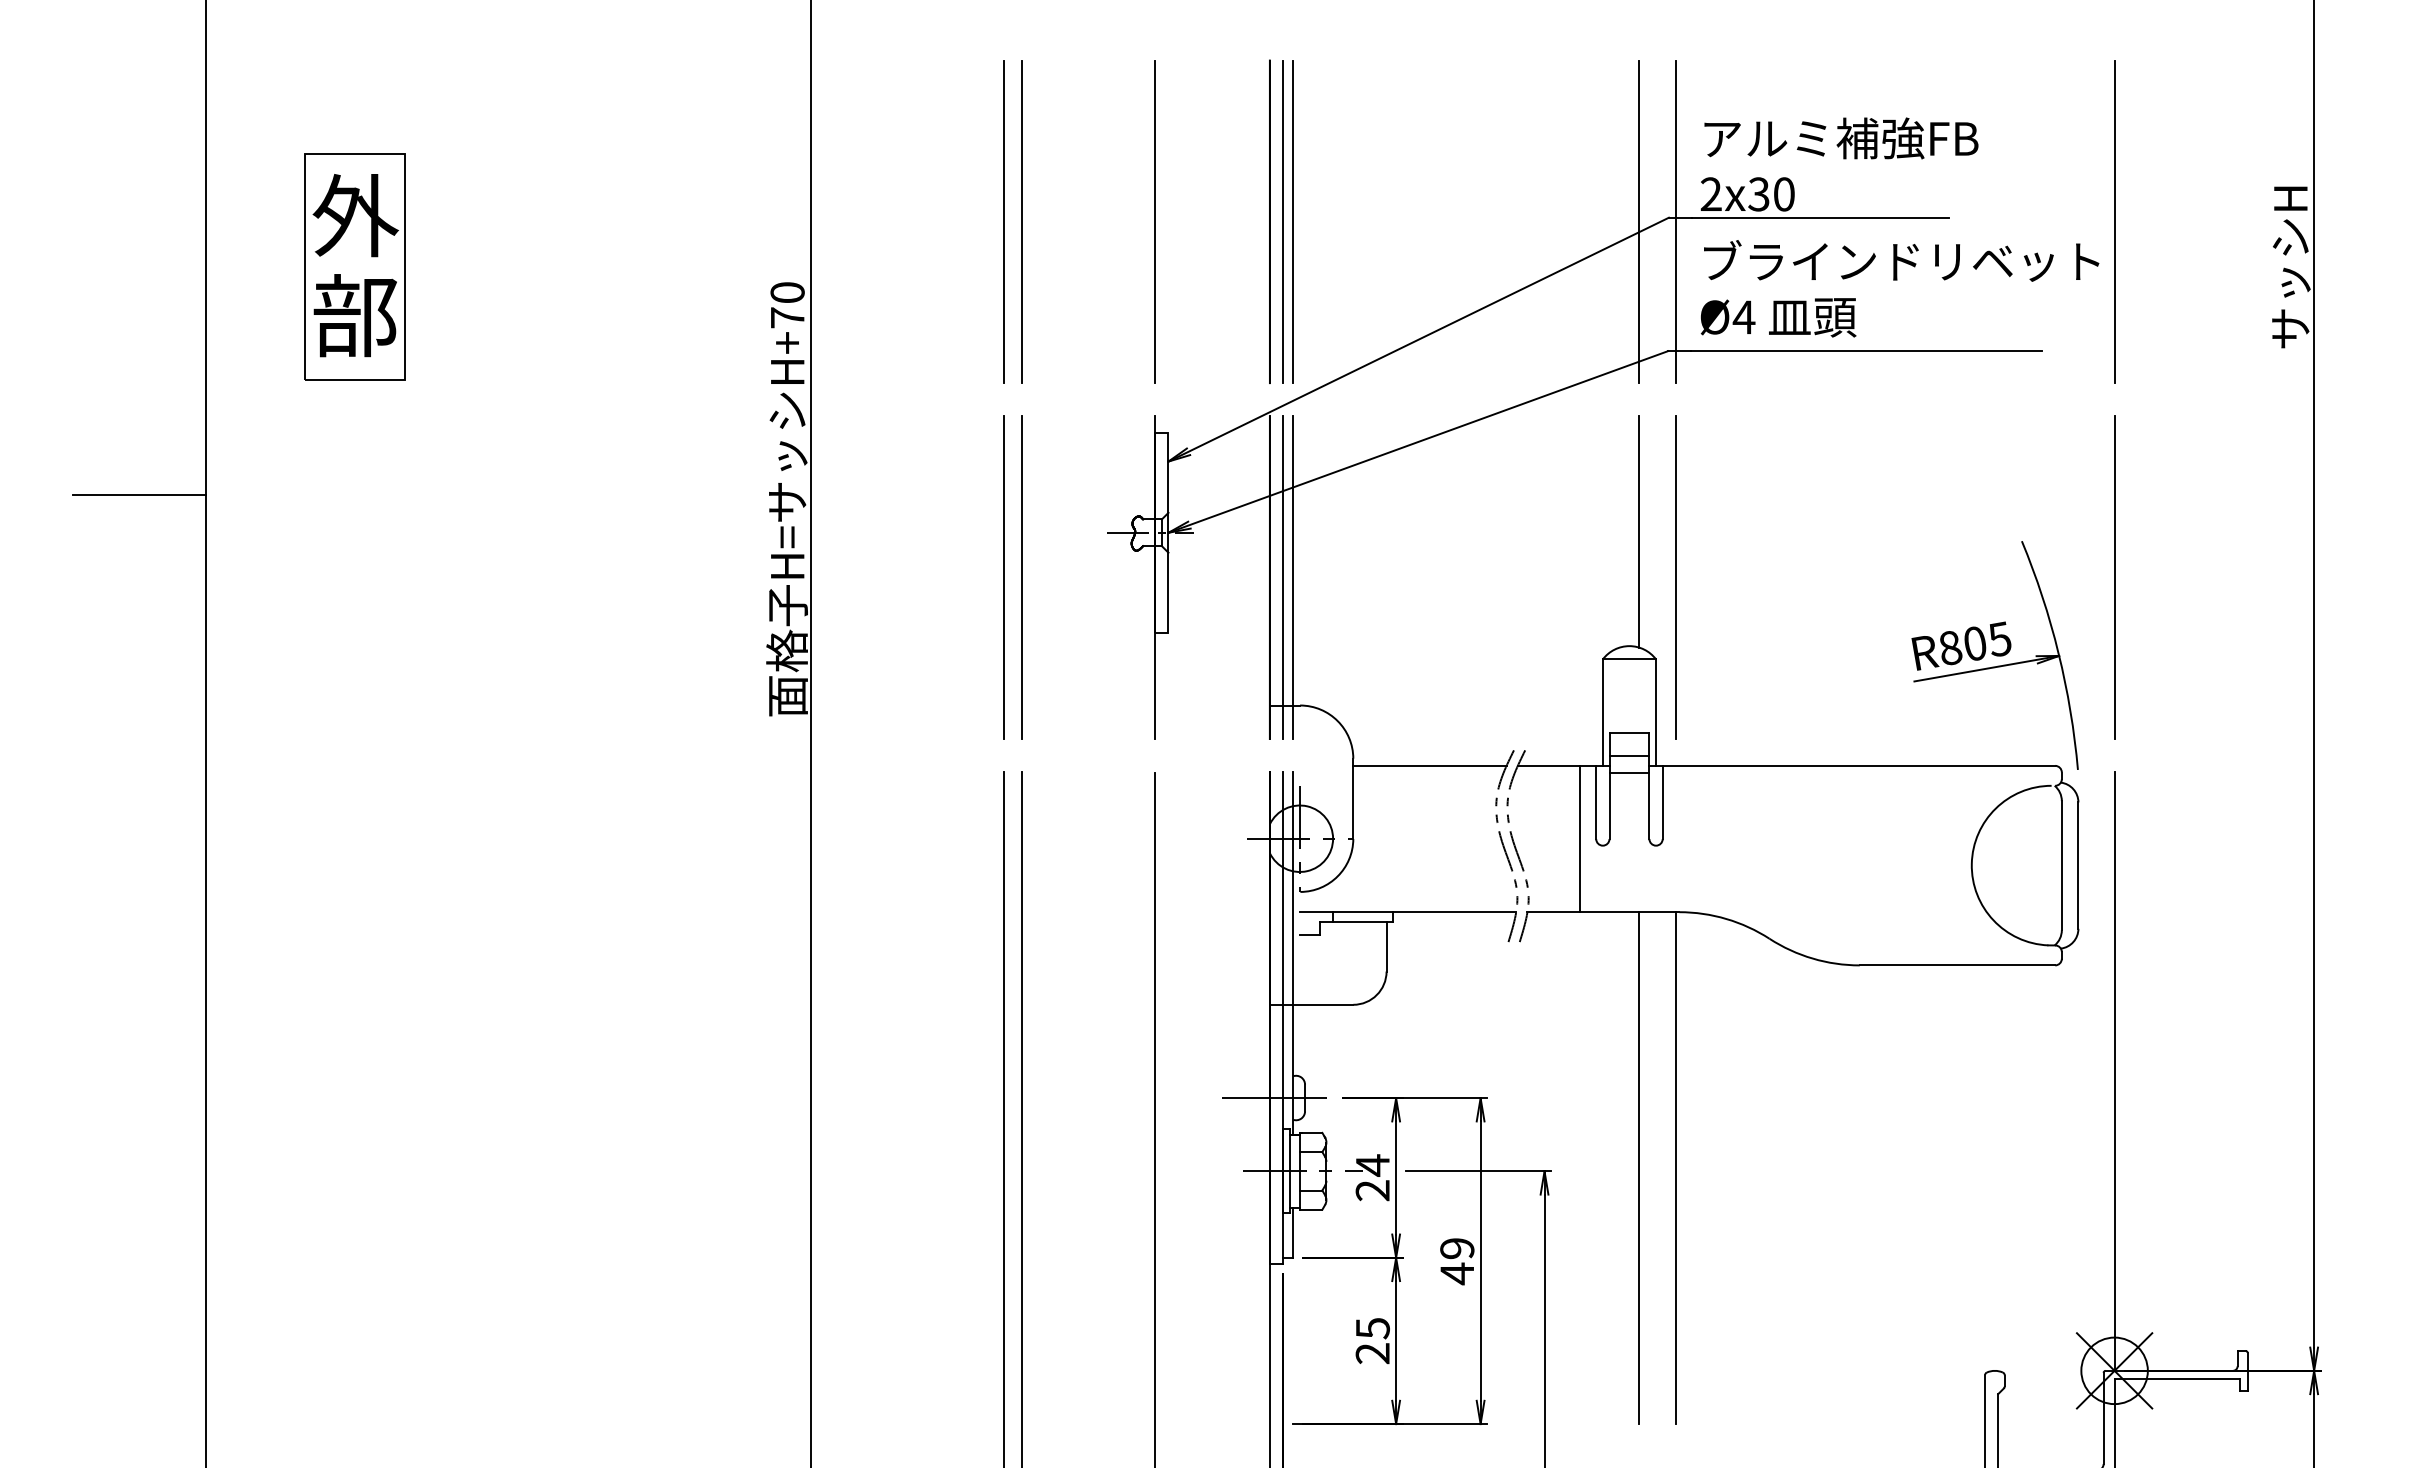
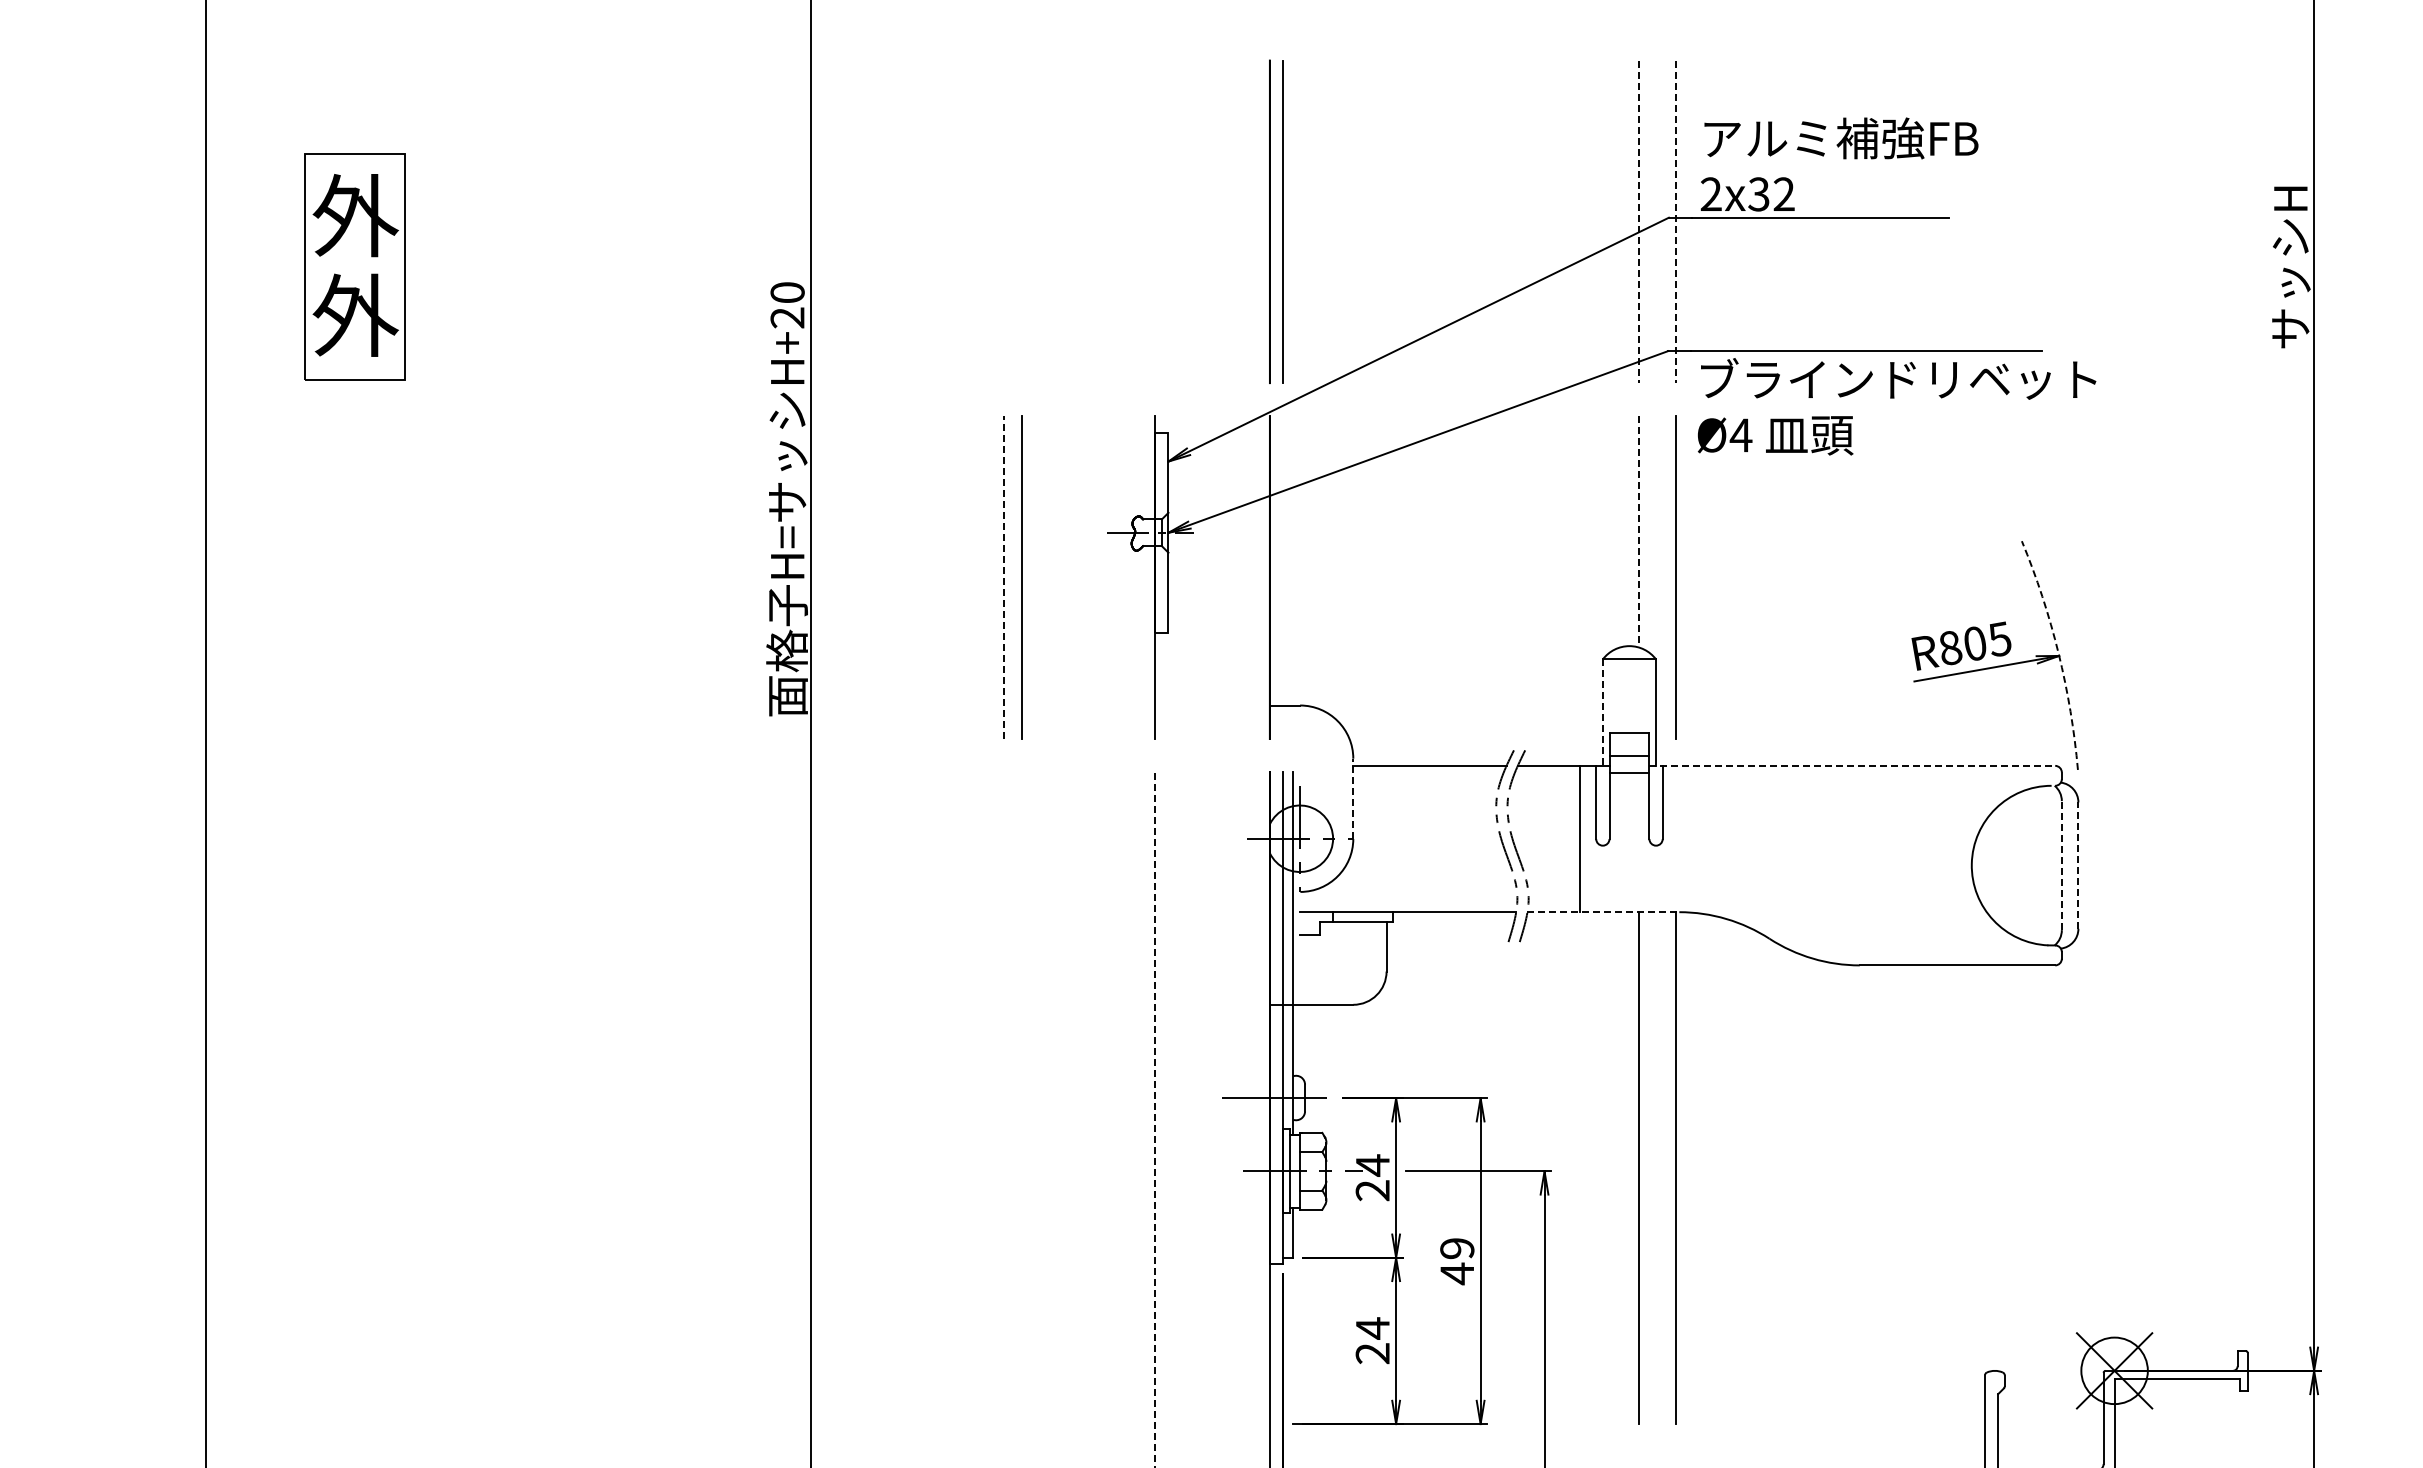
text: 2x30 -> 2x32 (1783, 194)
line: present -> none (1003, 221)
line: present -> none (1022, 221)
line: present -> none (1155, 221)
line: present -> none (1292, 221)
line: present -> none (2114, 221)
line: solid -> dashed (1639, 222)
line: solid -> dashed (1675, 222)
text position: (1899, 288) -> (1896, 406) (1896, 406)
text: 部 -> 外 (355, 315)
text: H+70 -> H+20 (787, 317)
line: present -> none (138, 495)
line: solid -> dashed (1639, 531)
line: solid -> dashed (1003, 577)
line: present -> none (1283, 577)
line: present -> none (1293, 577)
line: present -> none (2114, 577)
arc: solid -> dashed (2058, 653)
line: solid -> dashed (1602, 713)
line: solid -> dashed (1852, 765)
line: solid -> dashed (1353, 798)
line: solid -> dashed (2061, 865)
line: solid -> dashed (2078, 865)
line: solid -> dashed (1603, 912)
line: present -> none (2114, 1071)
line: present -> none (1003, 1118)
line: present -> none (1022, 1118)
line: solid -> dashed (1155, 1120)
text: 25 -> 24 (1372, 1328)
